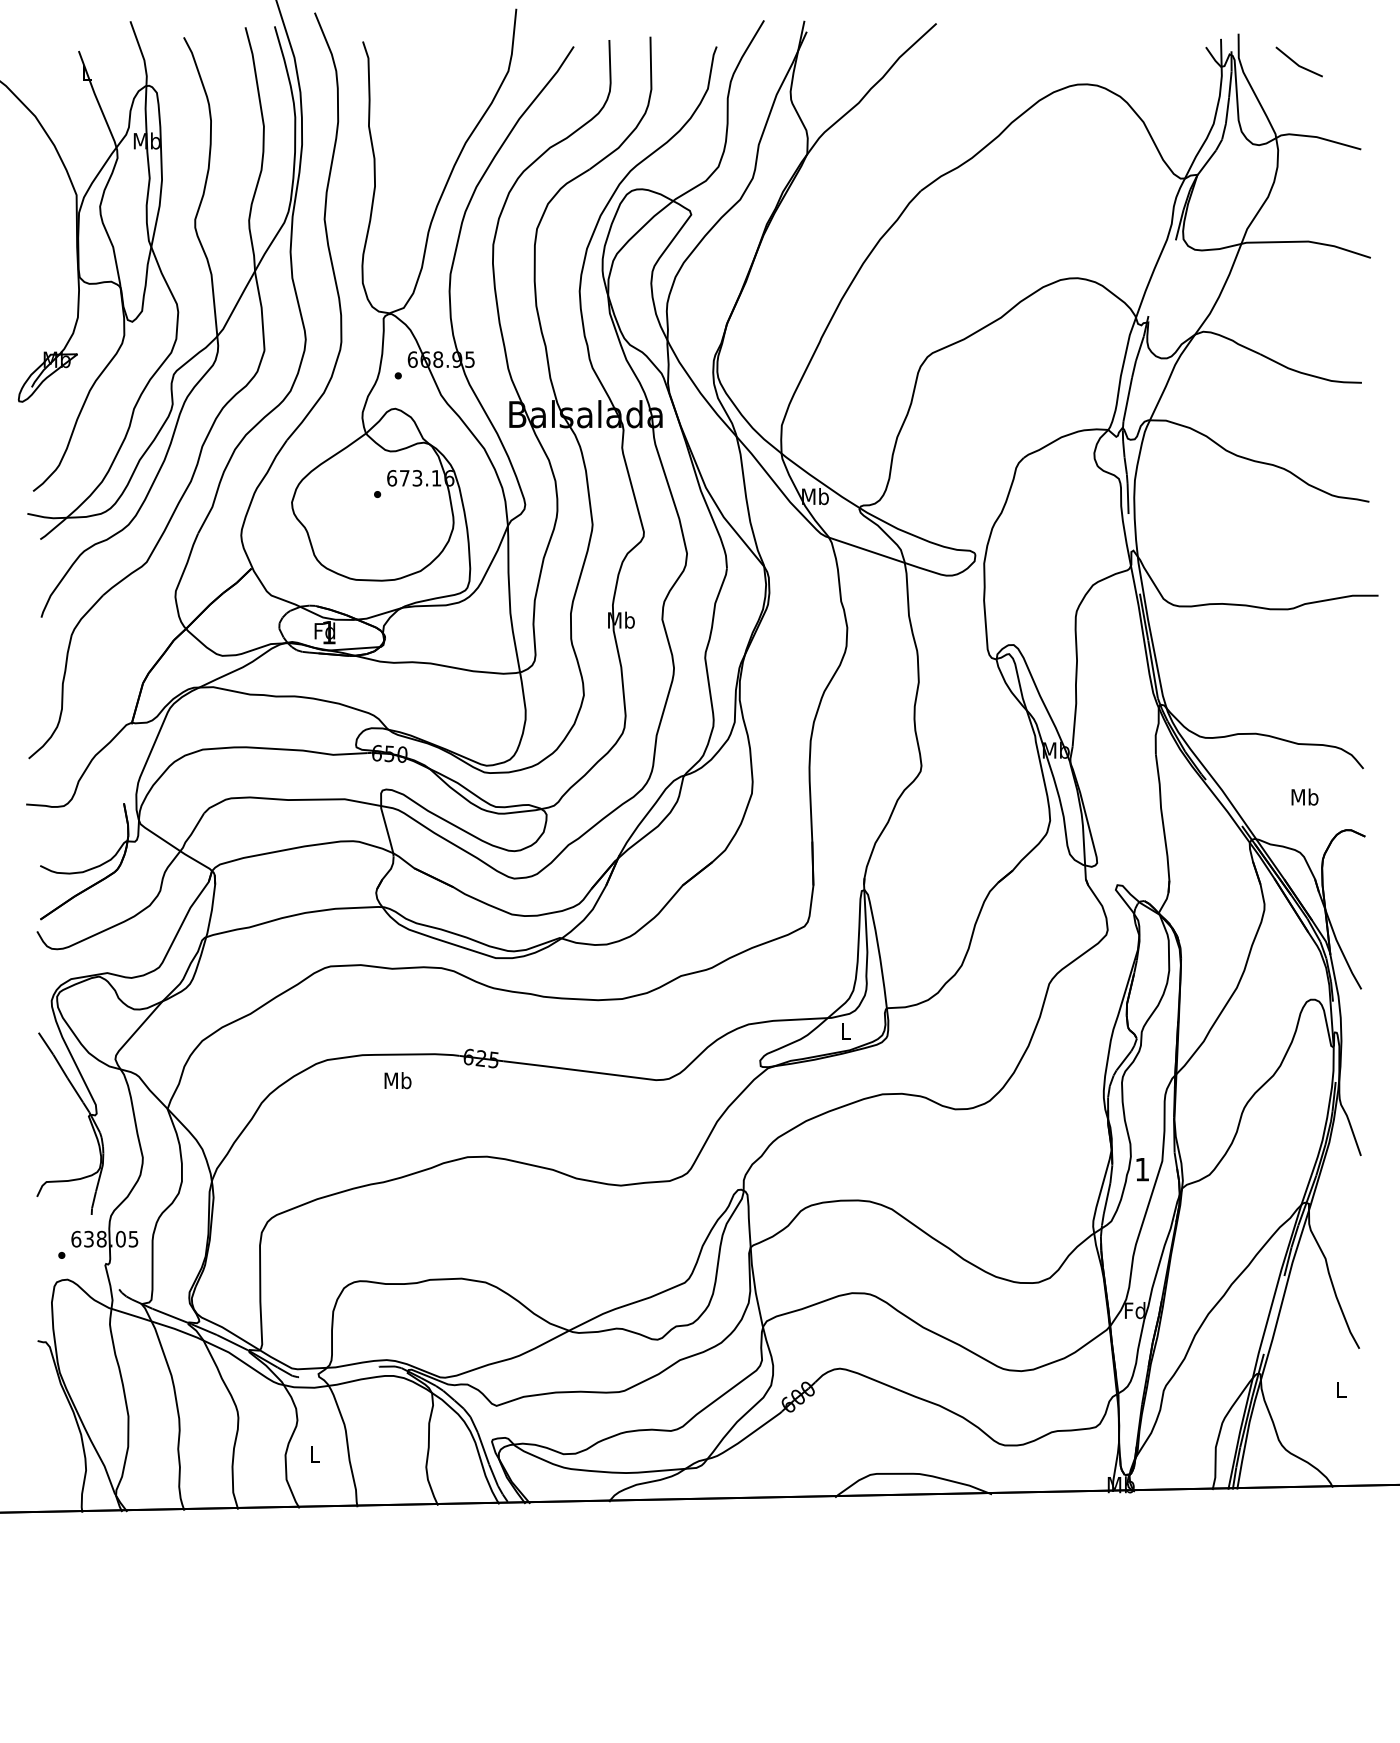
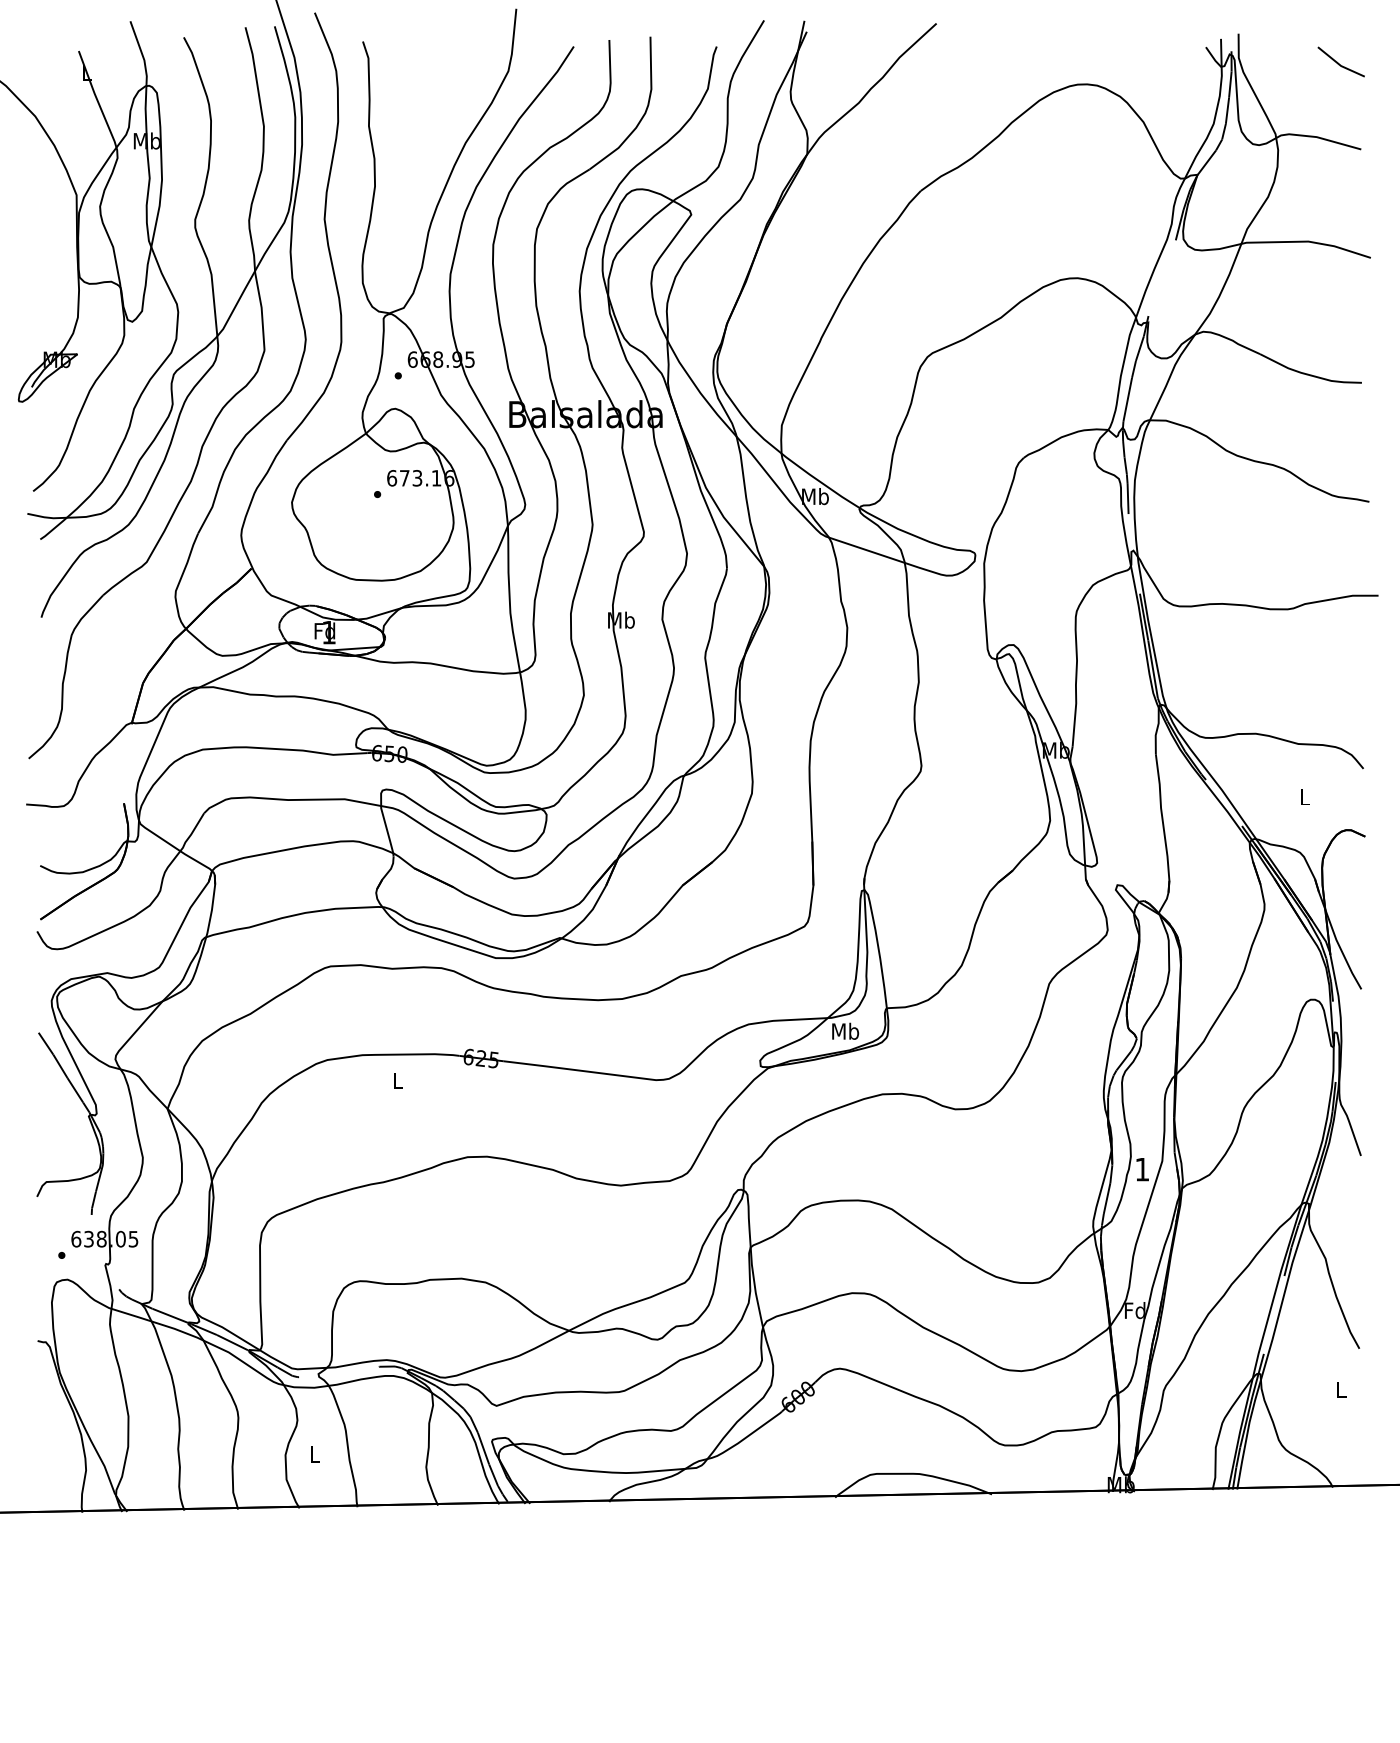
line position: (1296, 62) -> (1338, 62) (1338, 62)
text: Mb -> L (1304, 796)
text: L -> Mb (845, 1030)
text: Mb -> L (397, 1080)
